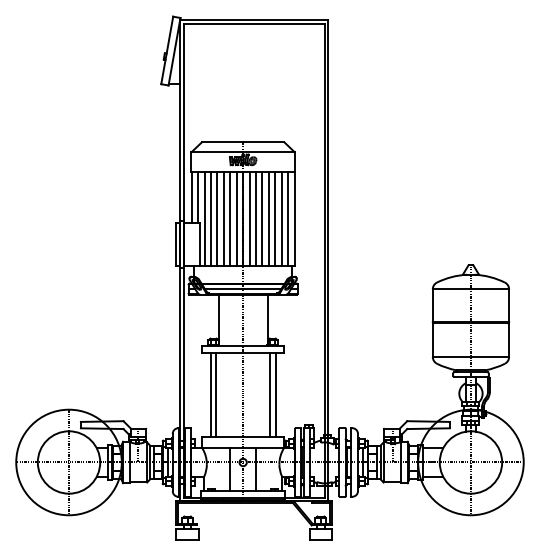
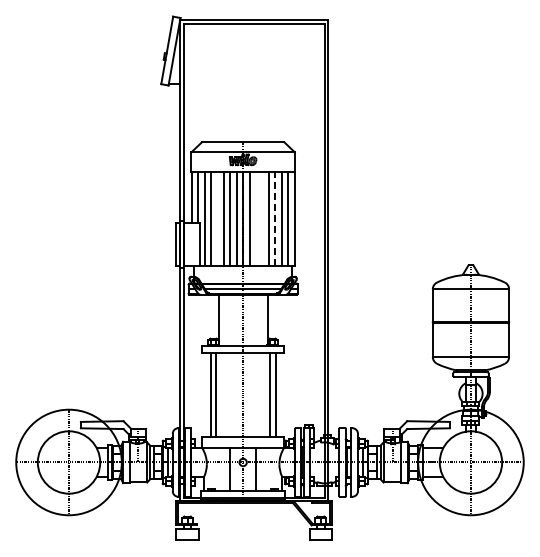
line: present -> none (217, 218)
line: present -> none (256, 218)
line: present -> none (262, 218)
line: solid -> dashed (275, 218)
